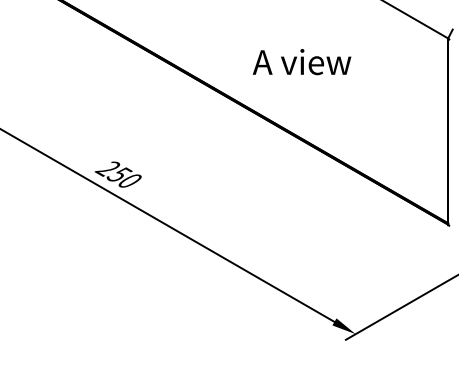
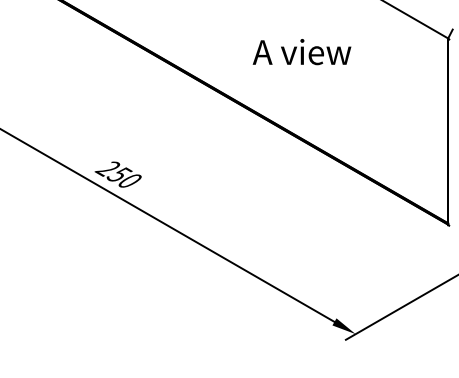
text position: (301, 62) -> (301, 52) (301, 52)
